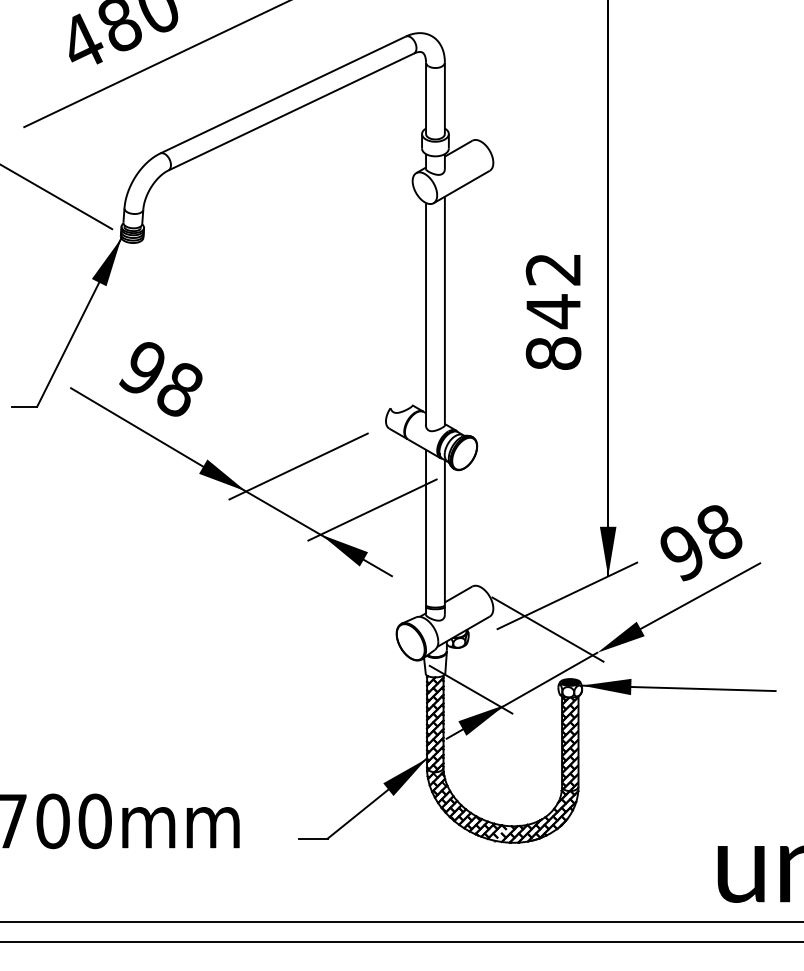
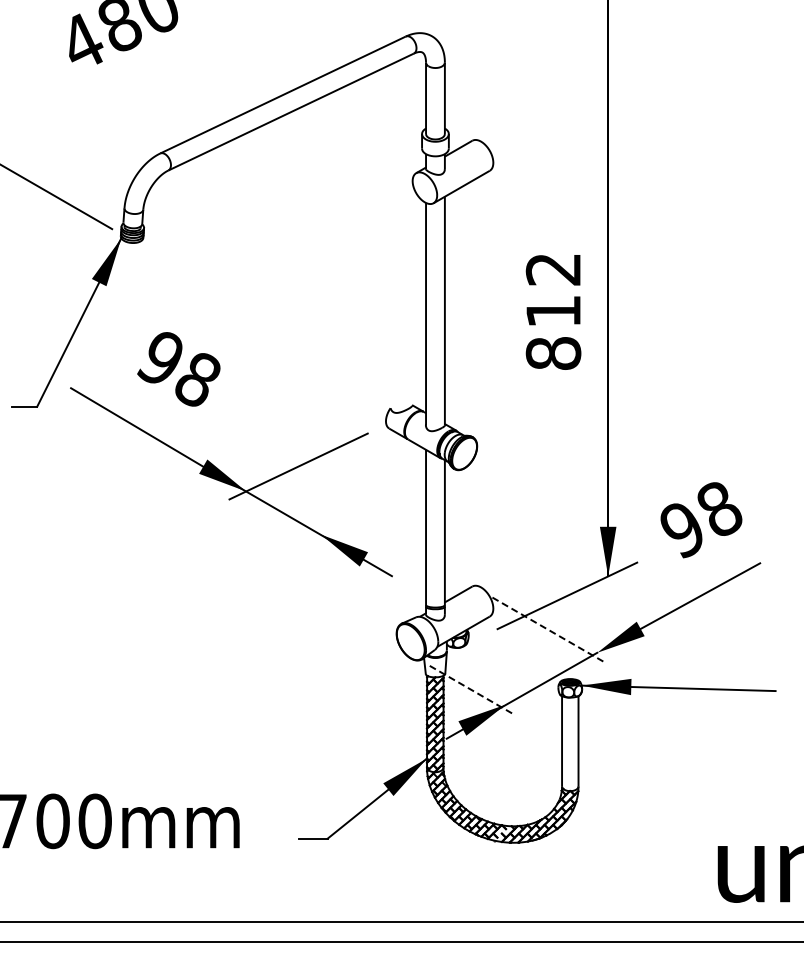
line: present -> none (155, 64)
text: 842 -> 812 (553, 311)
text position: (160, 379) -> (178, 369) (178, 369)
line: present -> none (372, 509)
text position: (701, 543) -> (701, 520) (701, 520)
line: solid -> dashed (548, 629)
line: solid -> dashed (471, 689)
hatch: present -> none (570, 743)
